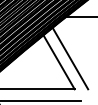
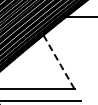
line: present -> none (70, 58)
line: solid -> dashed (59, 62)
